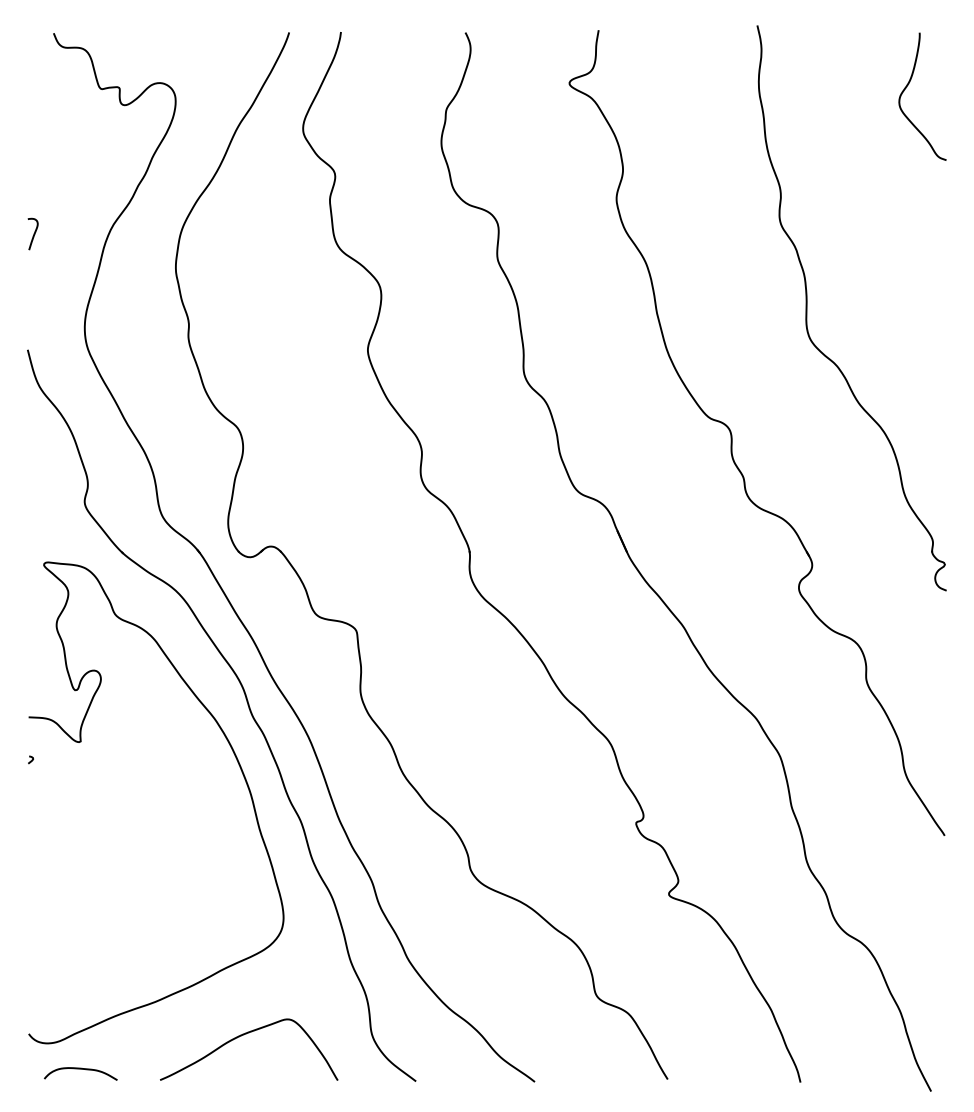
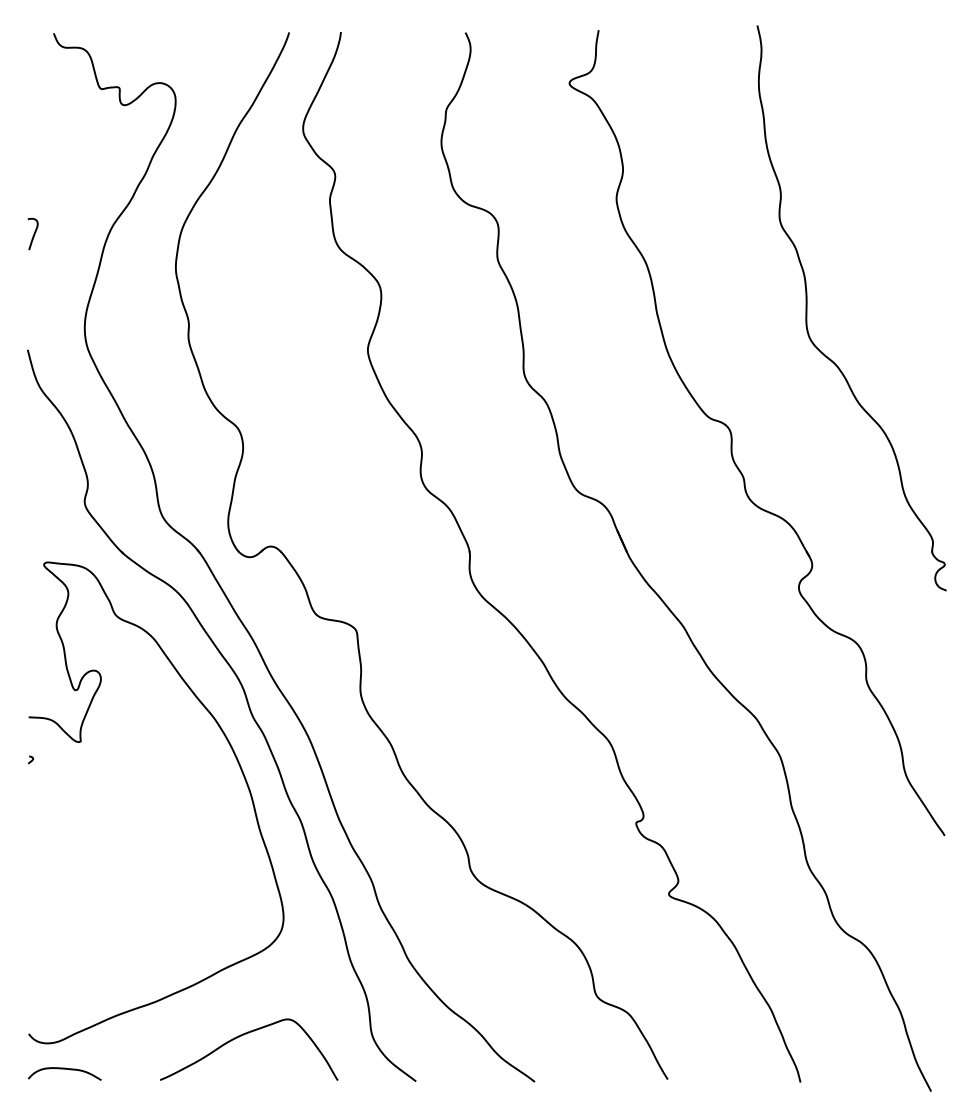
curve: present -> none (908, 85)
curve position: (80, 1069) -> (64, 1069) (64, 1069)
